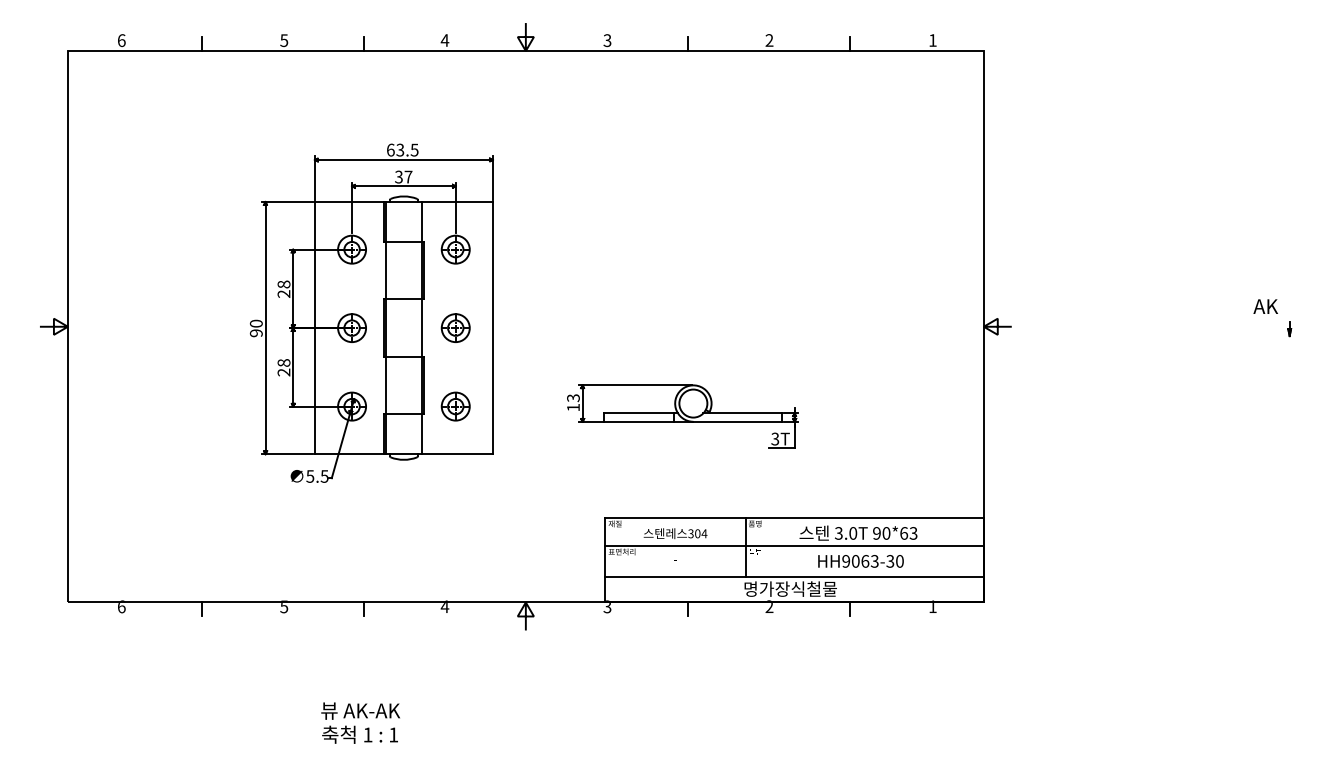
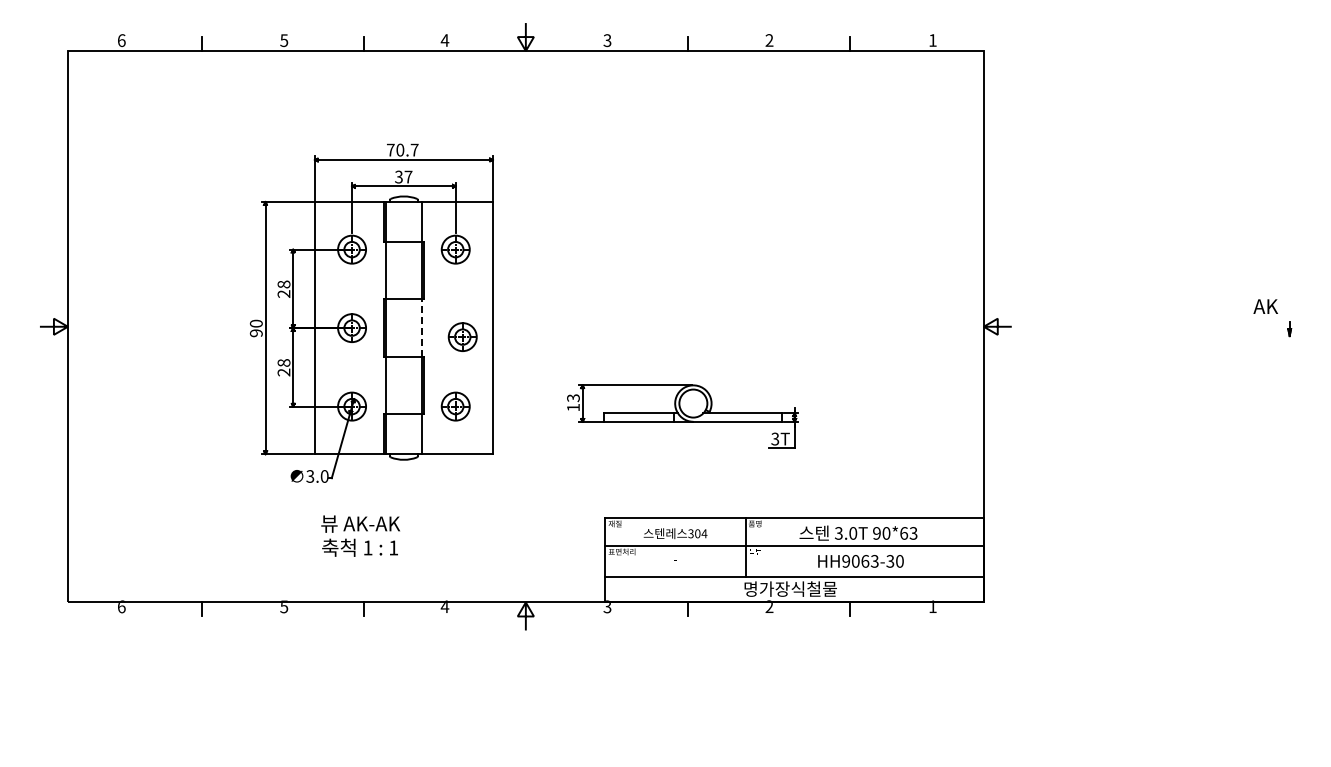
text: 63.5 -> 70.7 (402, 149)
part position: (455, 327) -> (462, 336) (462, 336)
line: solid -> dashed (422, 328)
text: 5.5 -> 3.0 (317, 476)
text position: (360, 722) -> (360, 535) (360, 535)
